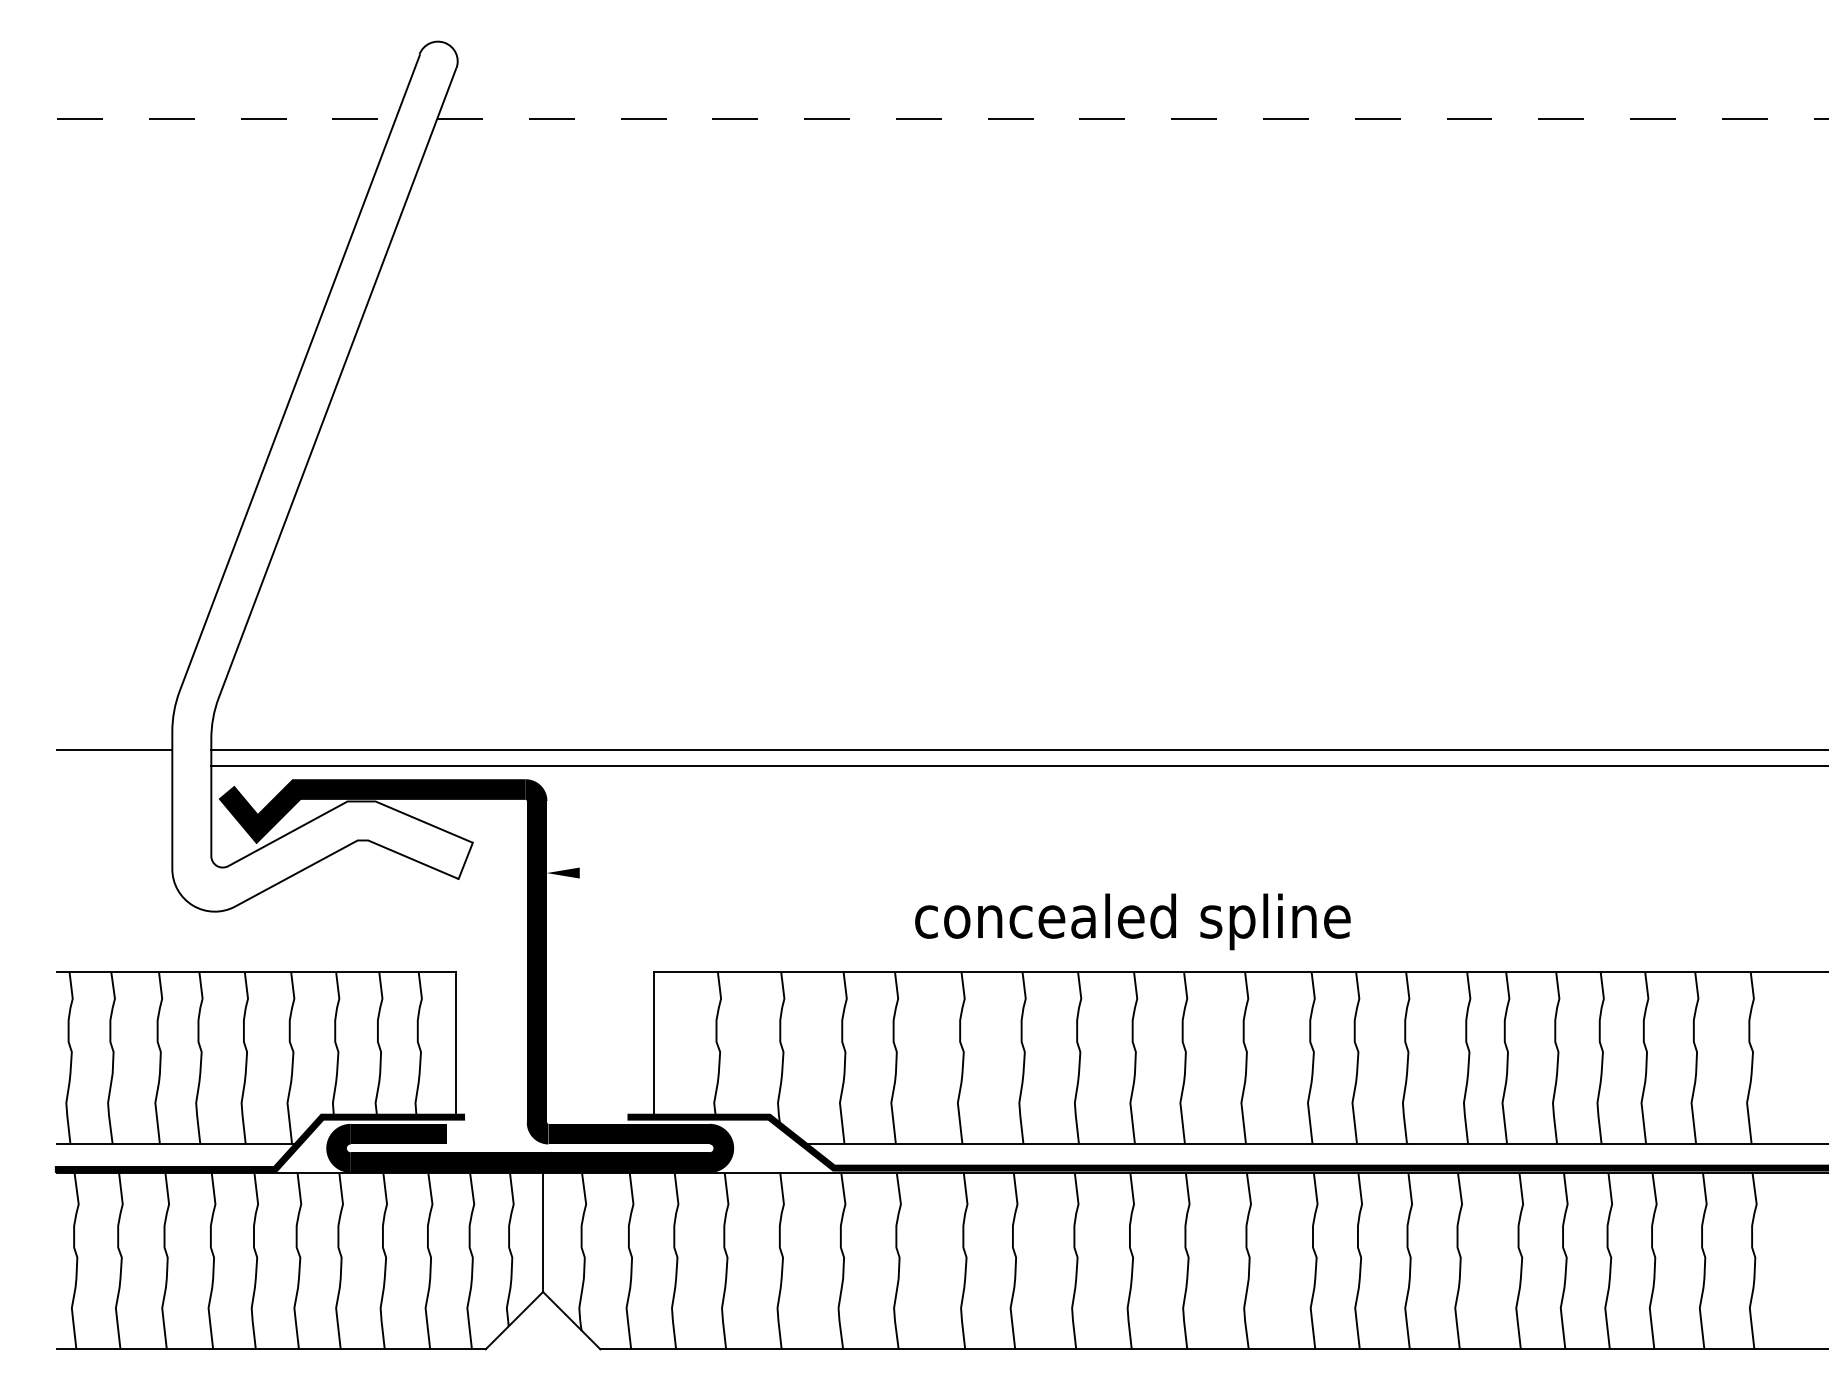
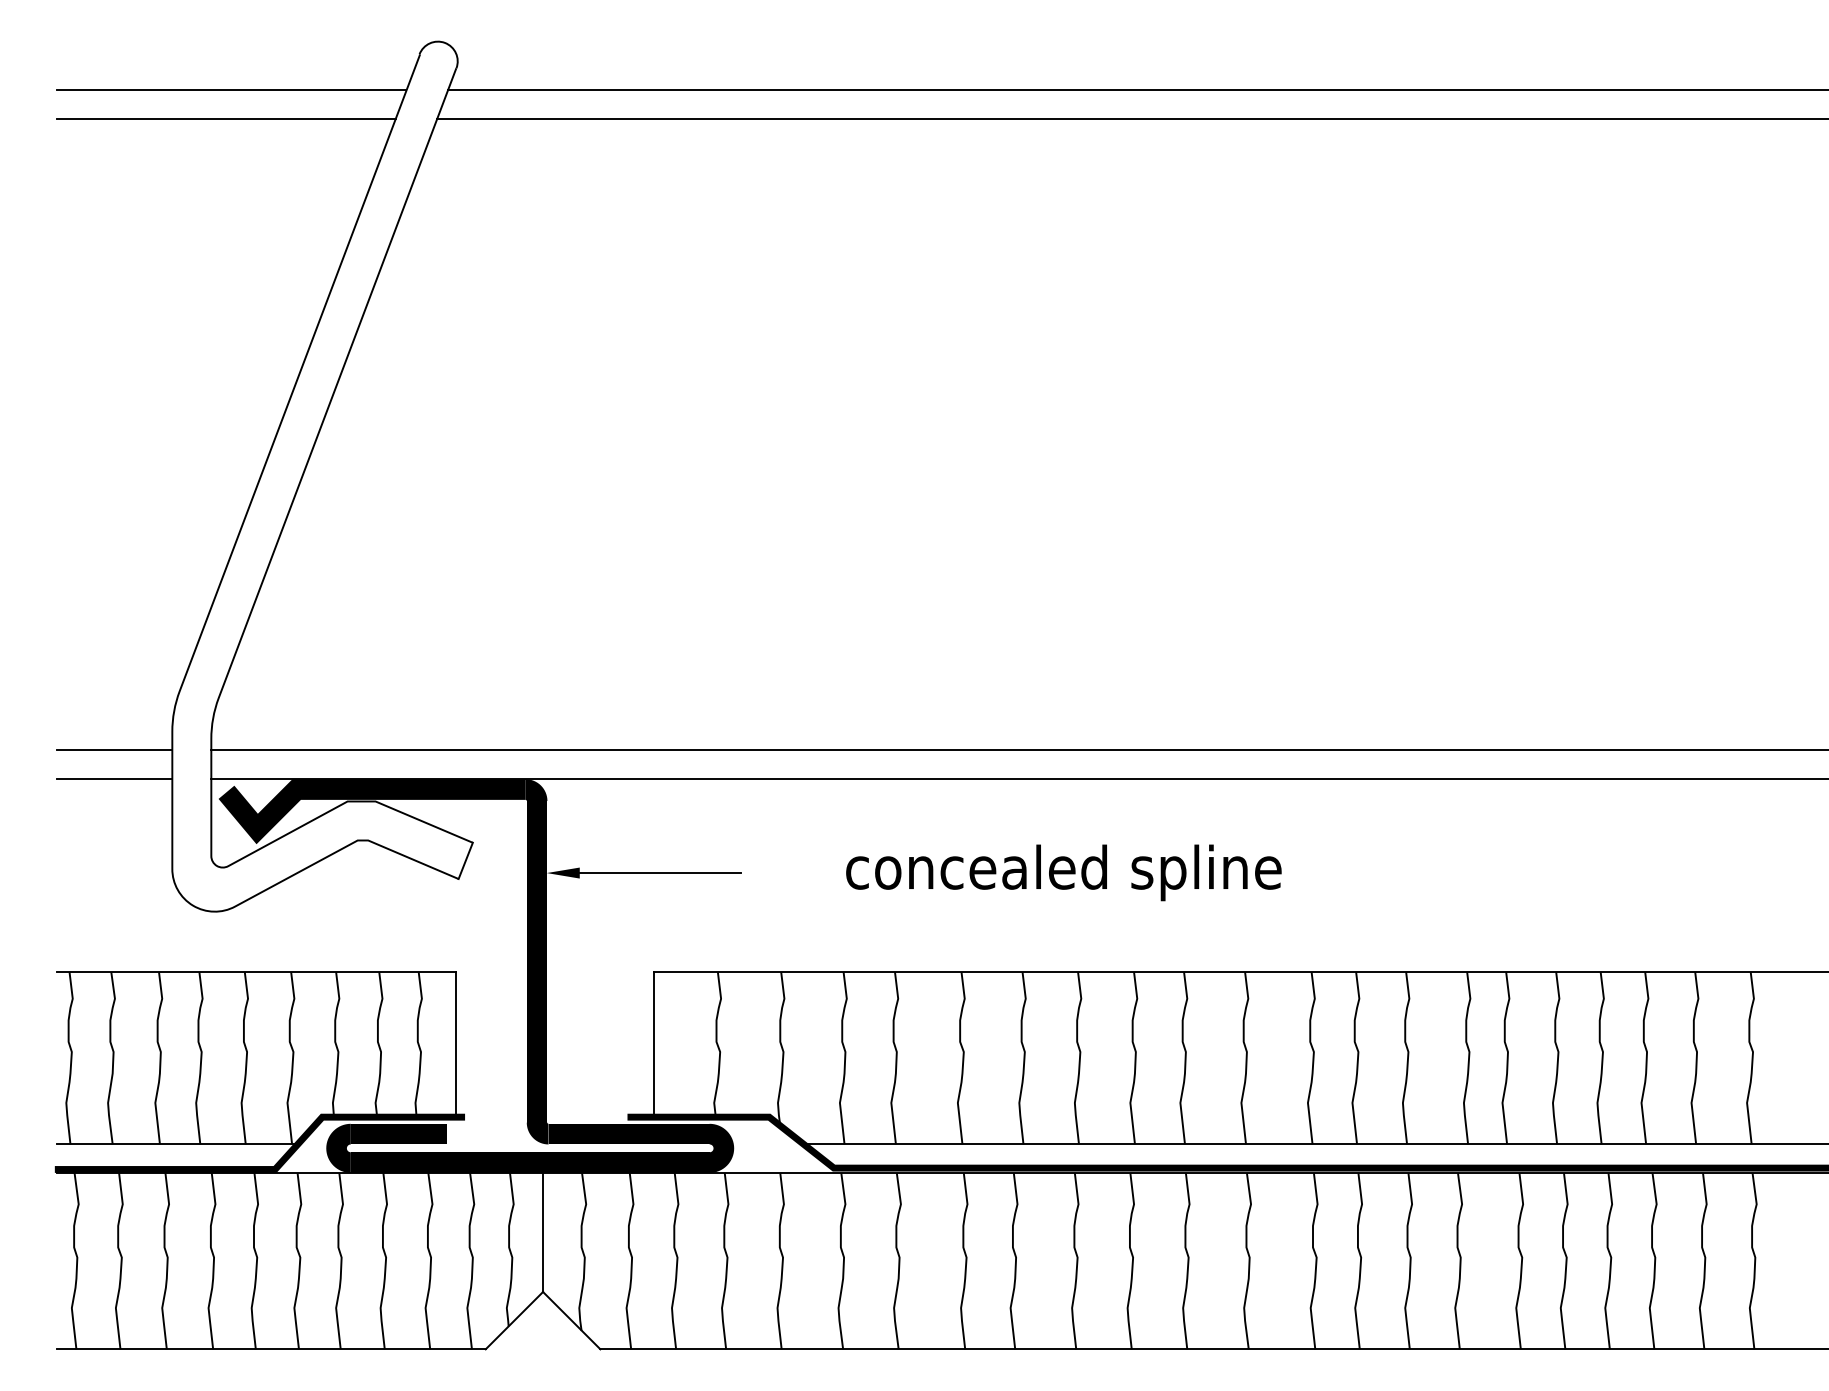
line: none -> present (231, 90)
line: none -> present (1136, 90)
line: dashed -> solid (226, 119)
line: dashed -> solid (1132, 119)
line position: (1018, 765) -> (1018, 778) (1018, 778)
line: none -> present (114, 778)
line: none -> present (659, 873)
text position: (1132, 921) -> (1063, 872) (1063, 872)
